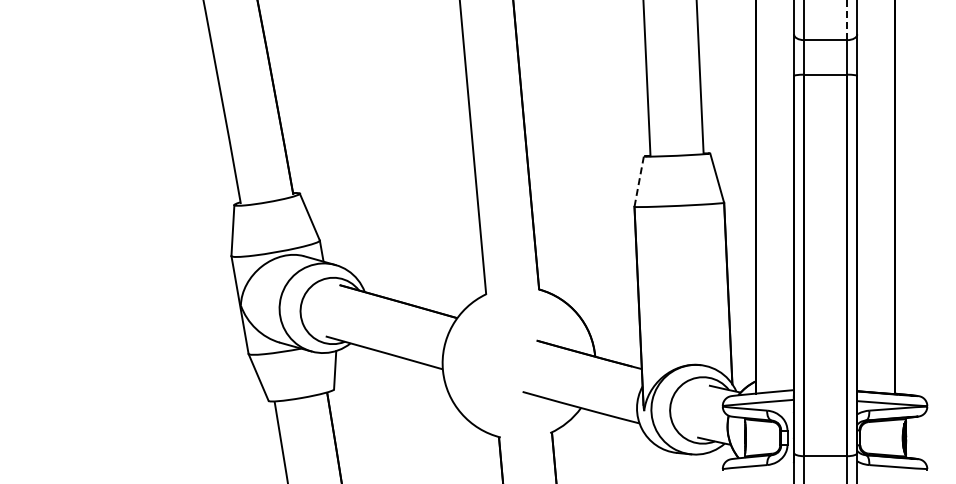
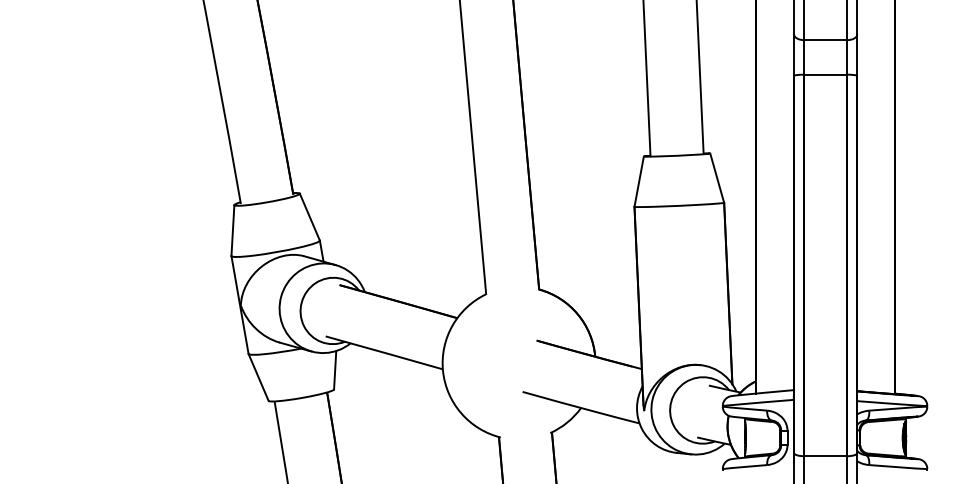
line: dashed -> solid (847, 20)
line: dashed -> solid (639, 181)
